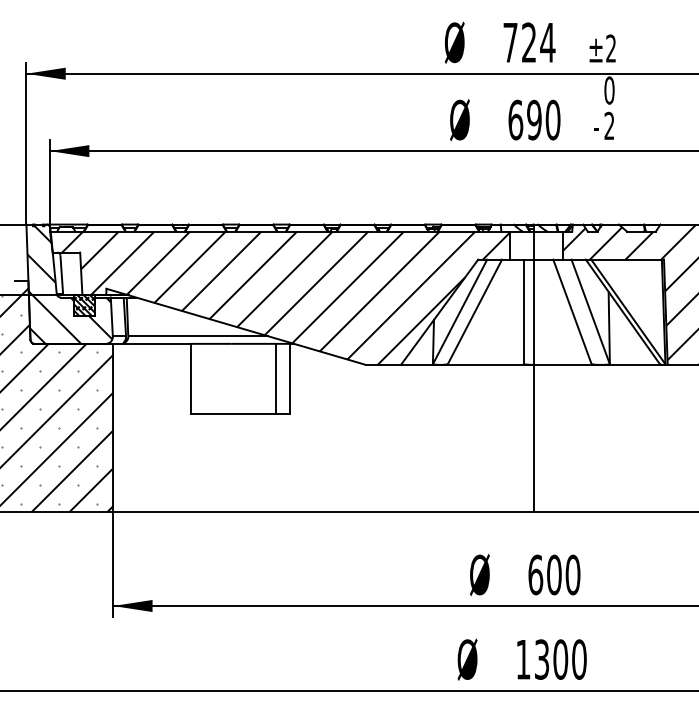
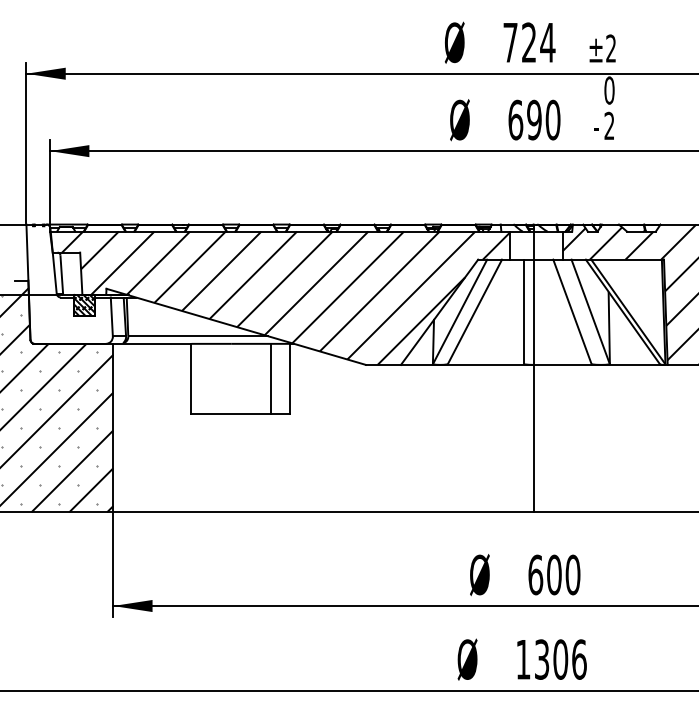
hatch: present -> none (69, 284)
line position: (276, 378) -> (271, 378) (271, 378)
text: 1300 -> 1306 (579, 659)
